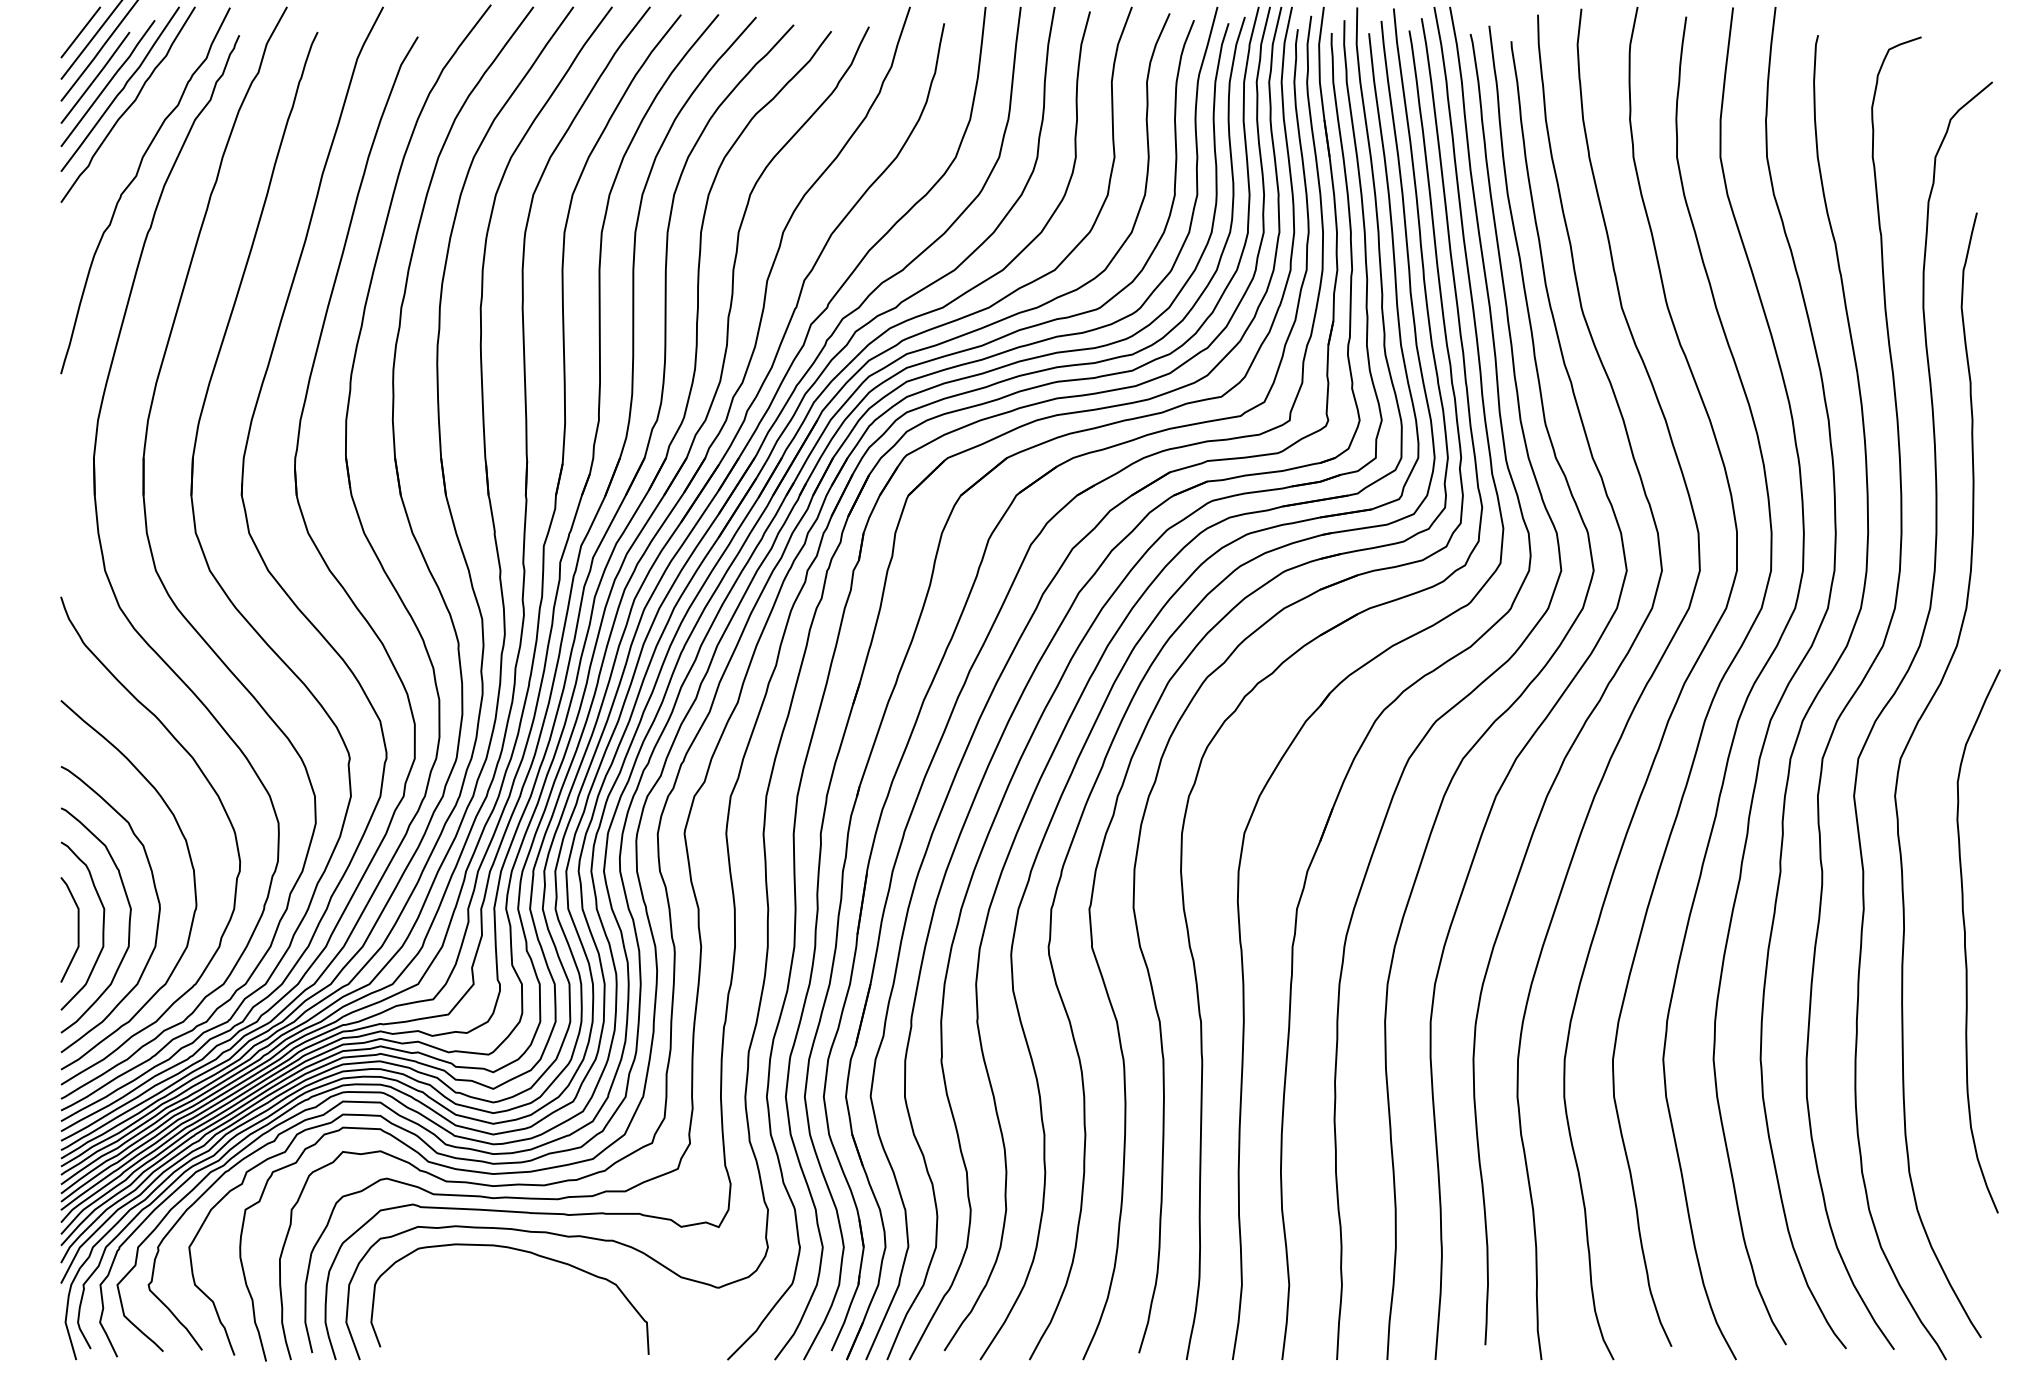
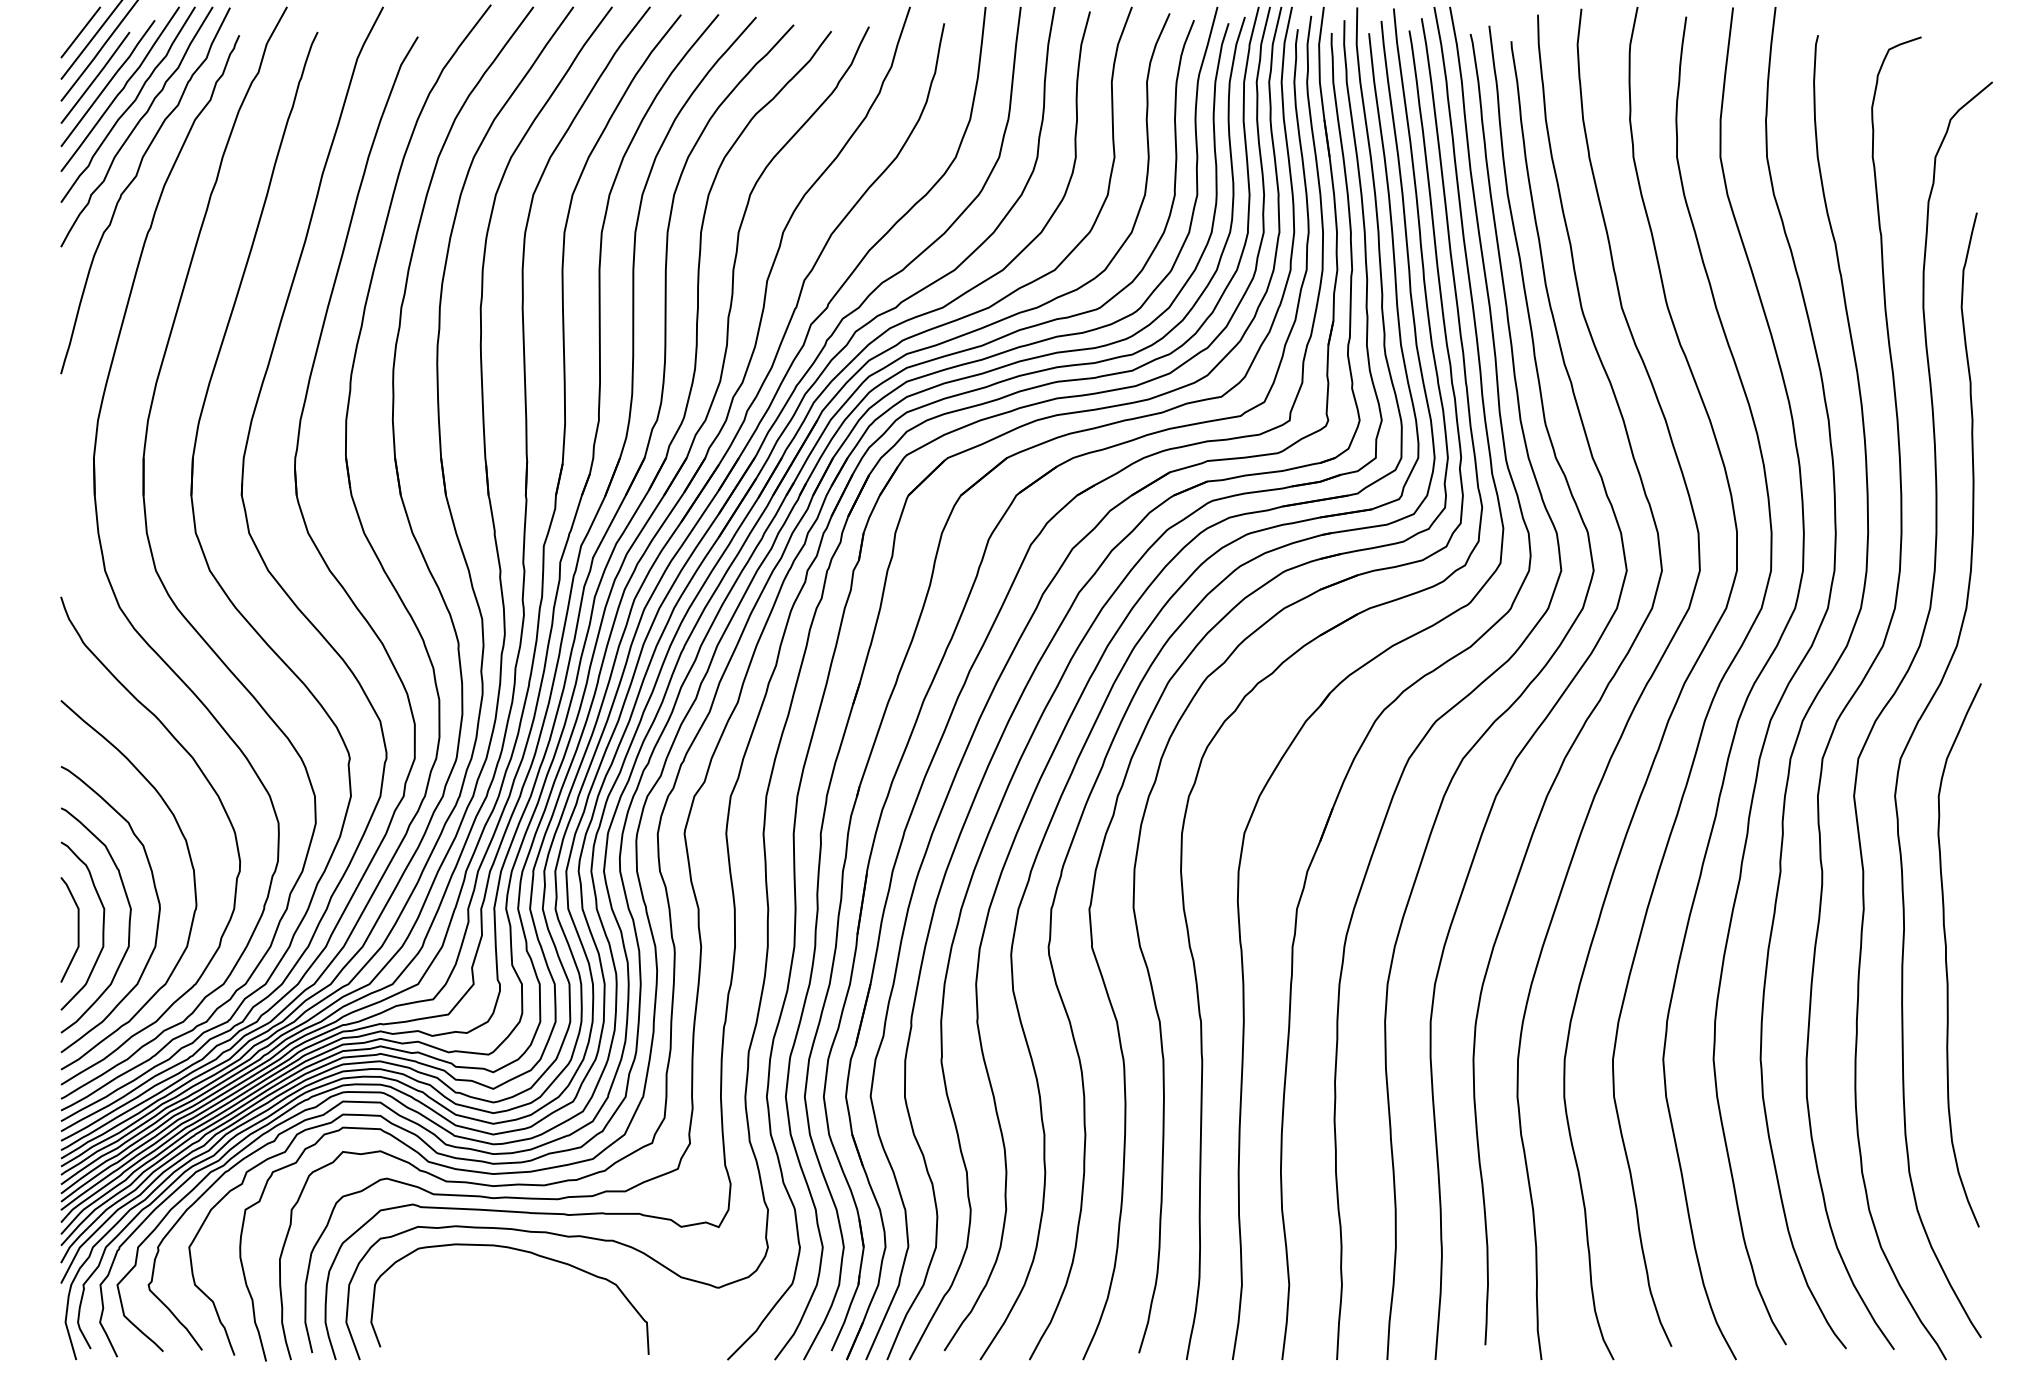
curve: none -> present (136, 126)
curve position: (1965, 941) -> (1946, 955) (1946, 955)
